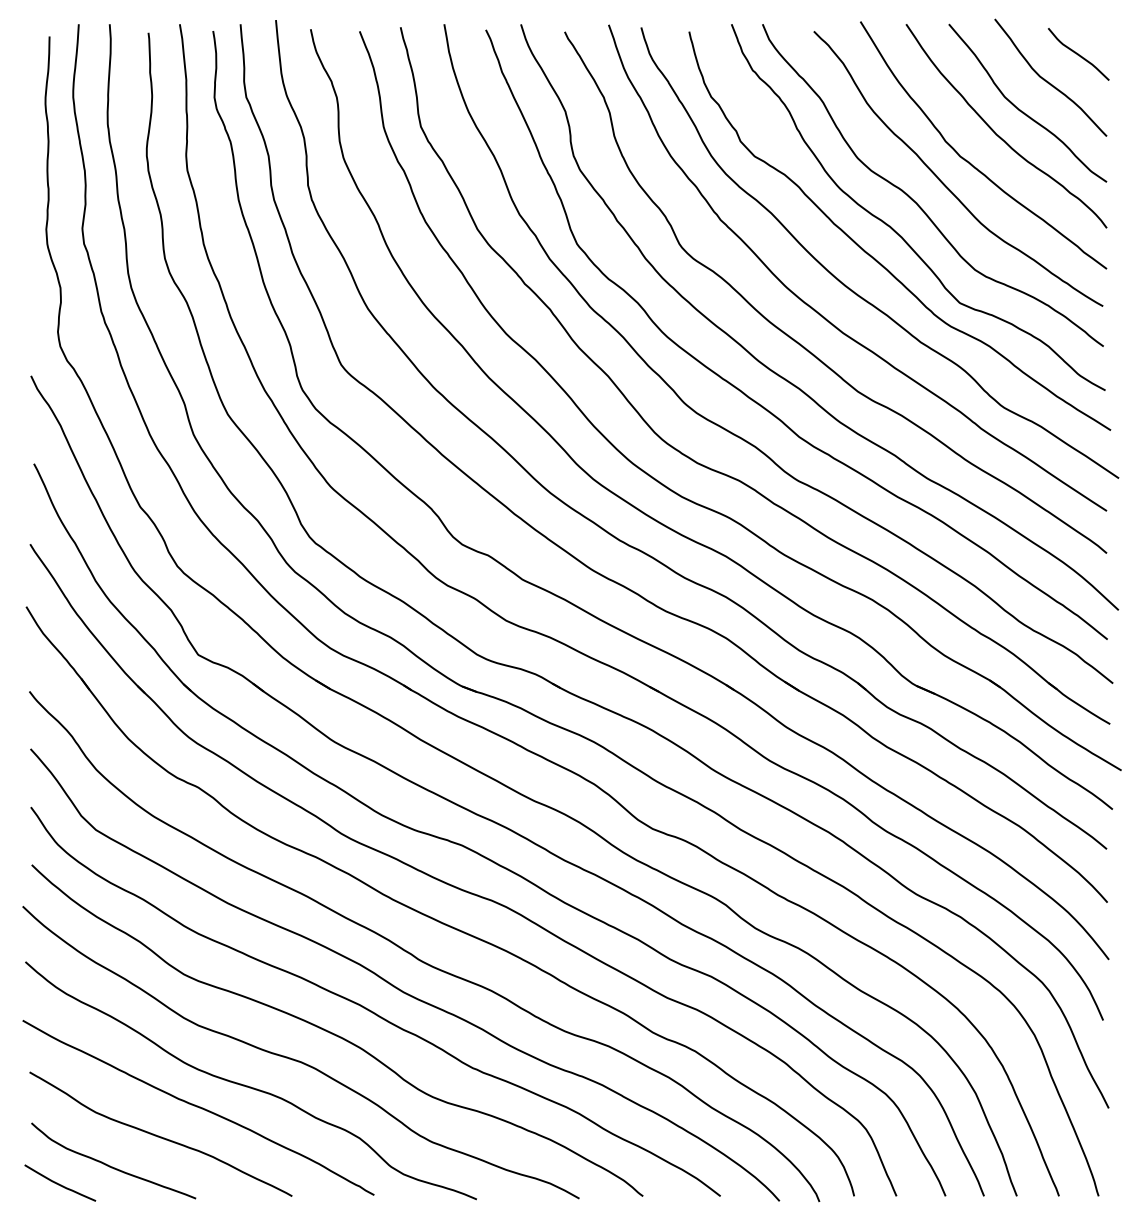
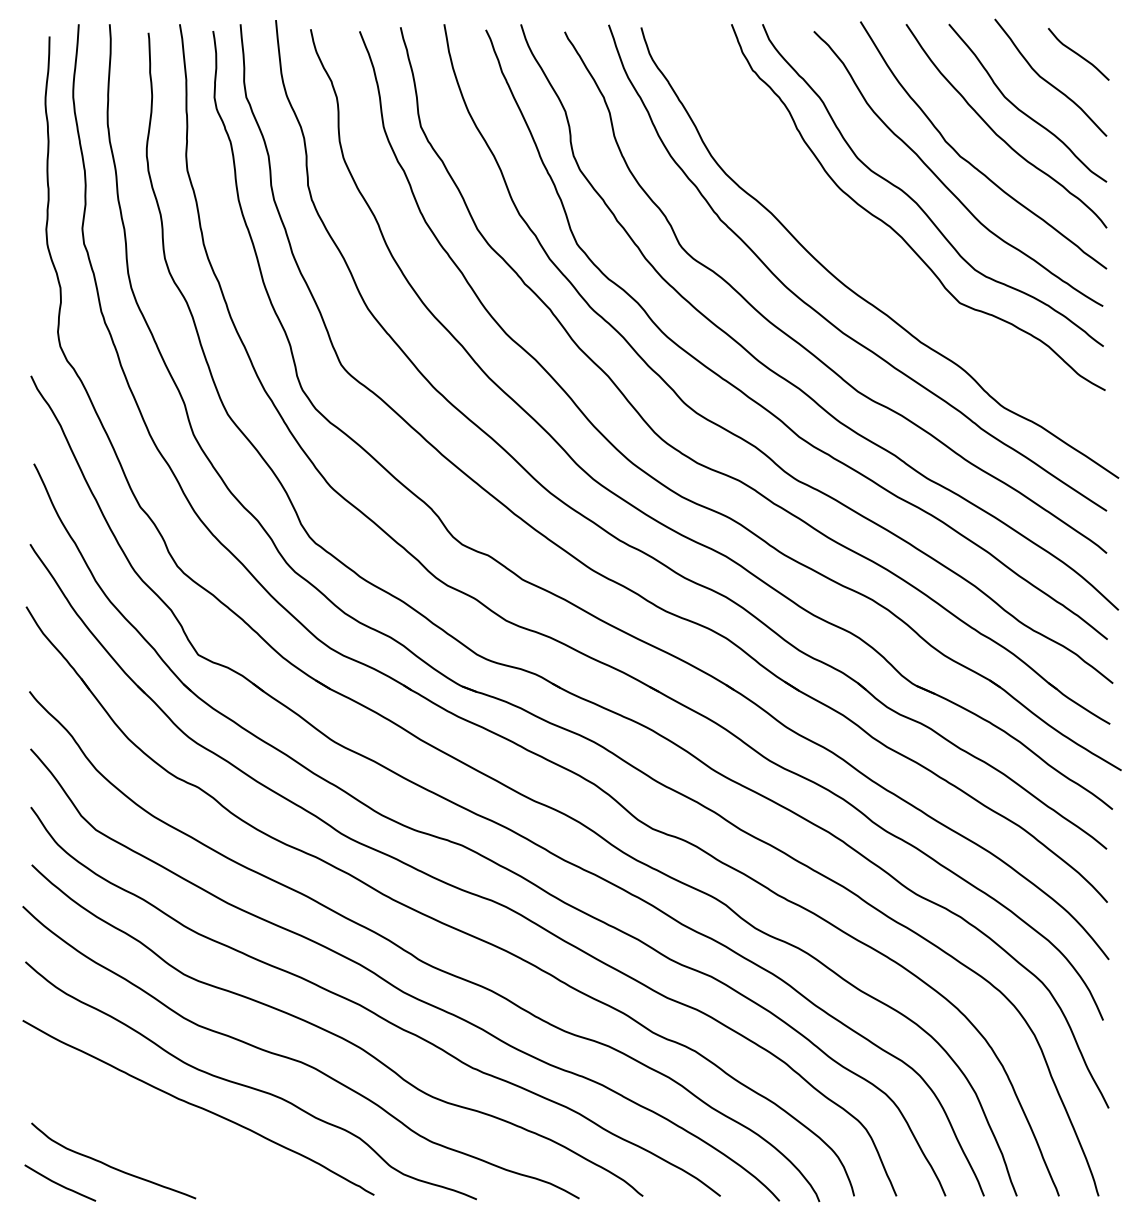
curve: present -> none (874, 257)
curve: present -> none (158, 1135)
